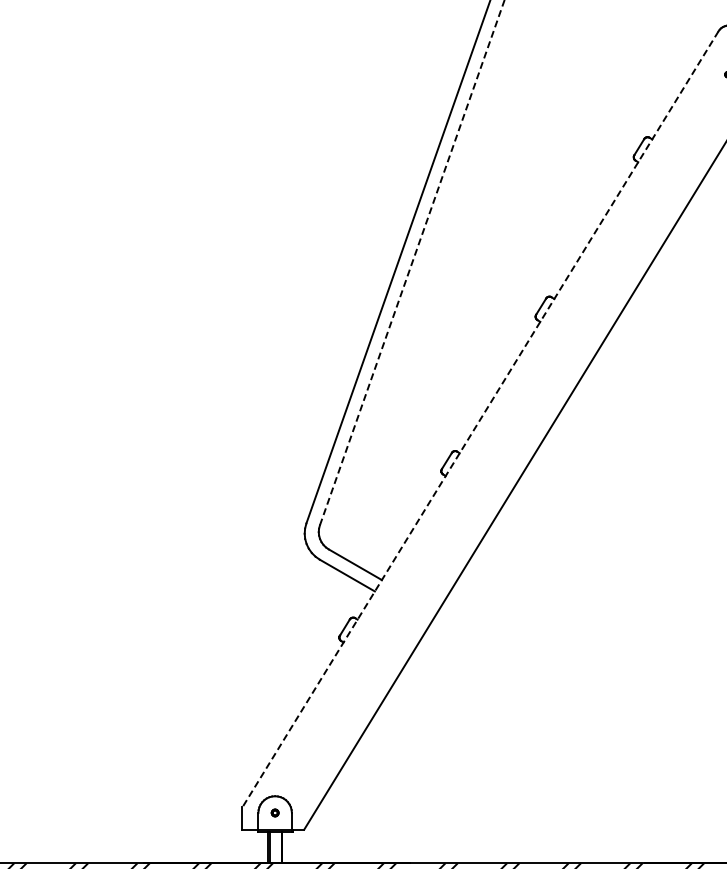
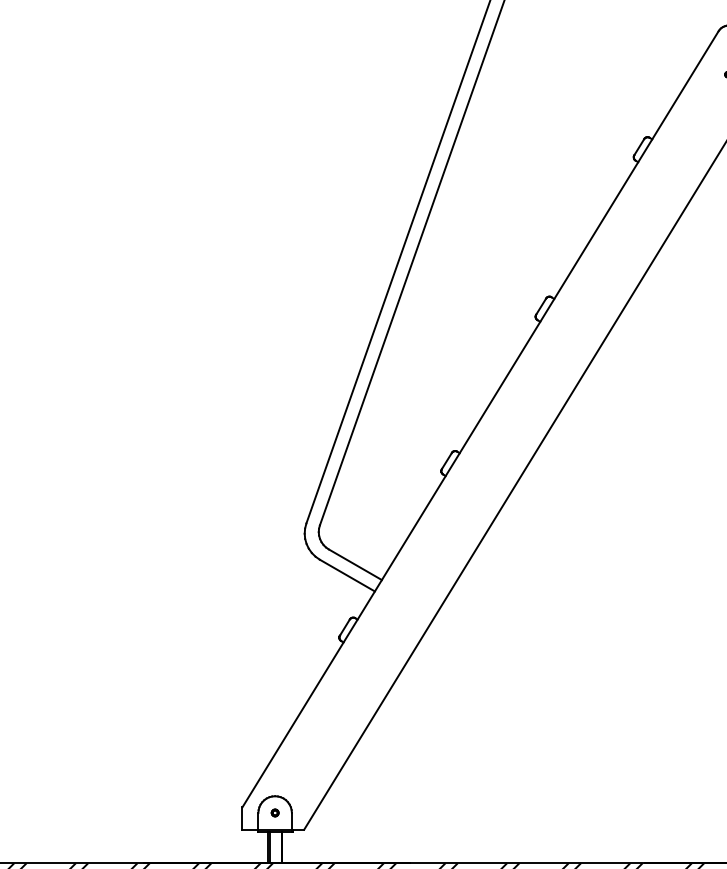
line: dashed -> solid (412, 263)
line: dashed -> solid (480, 419)
